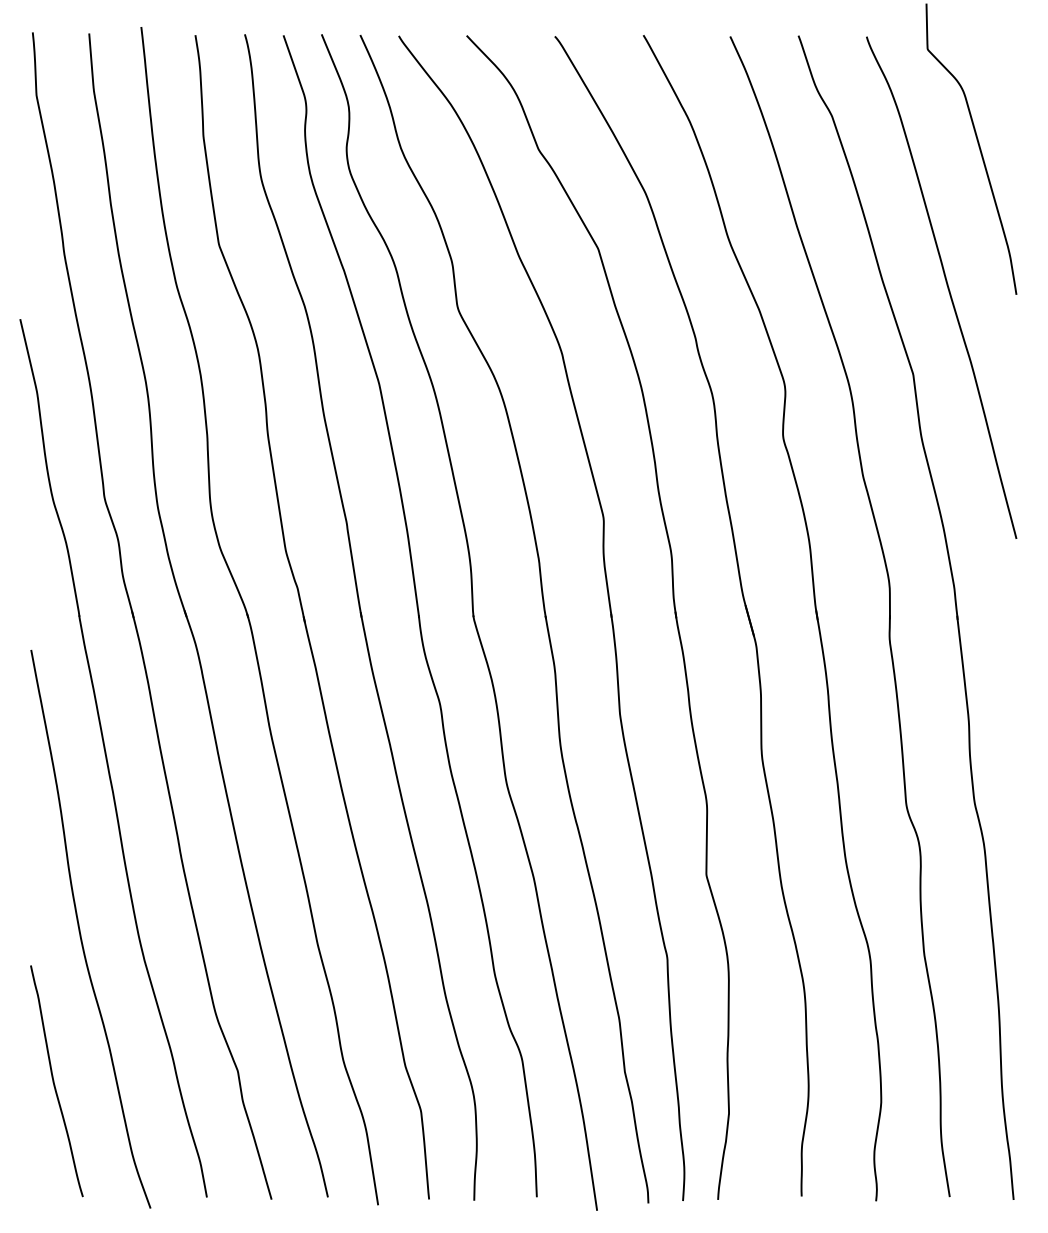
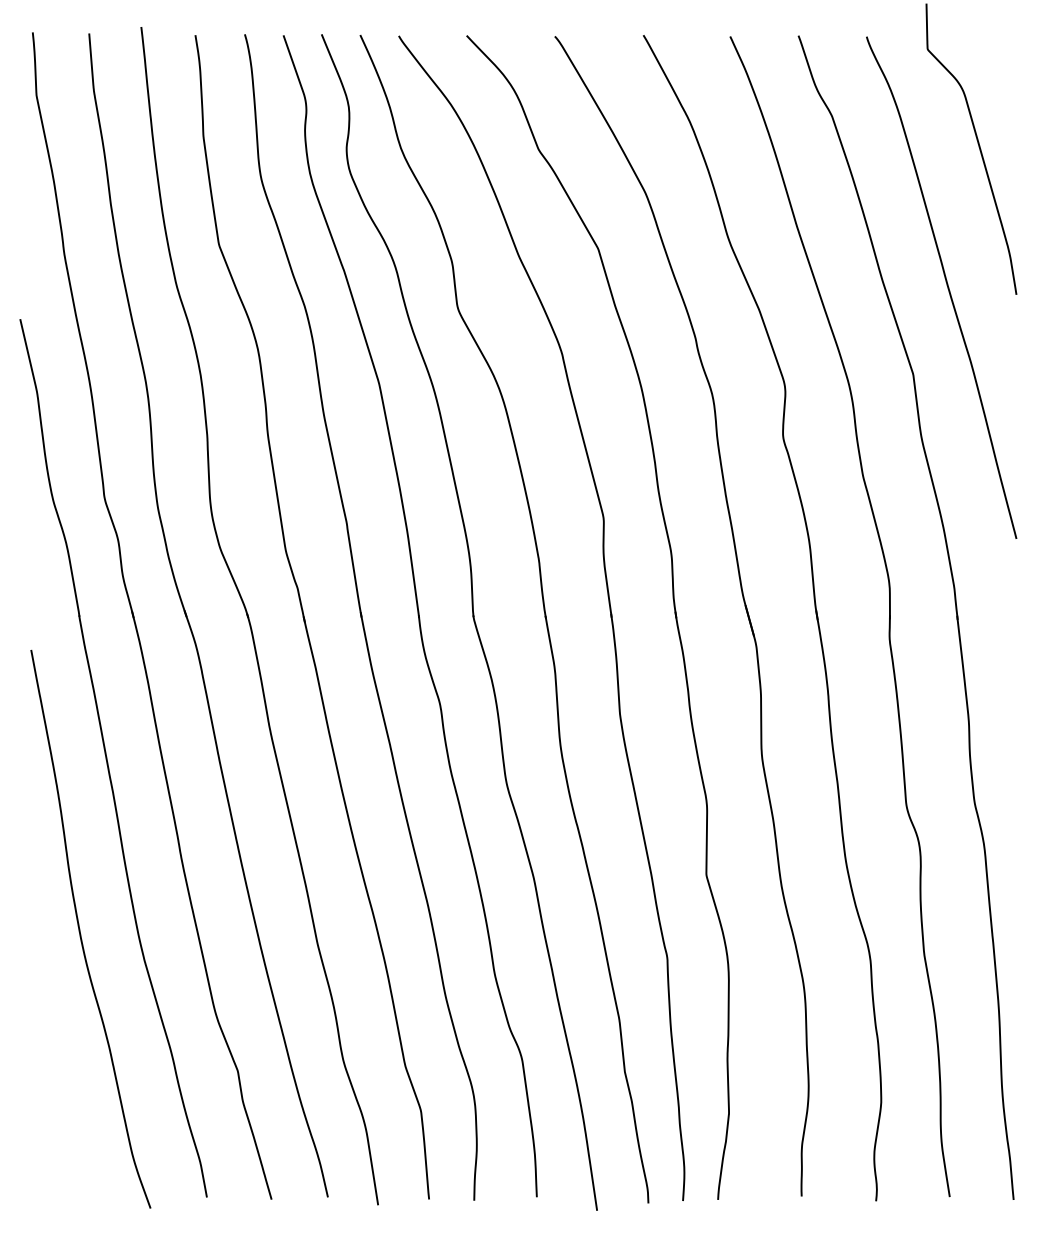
curve: present -> none (54, 1081)
